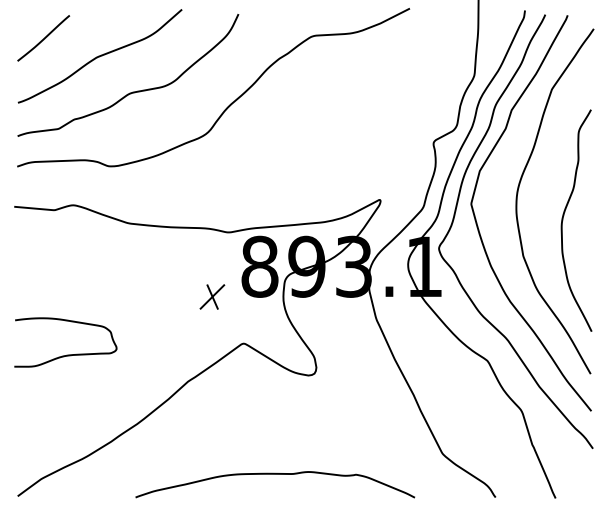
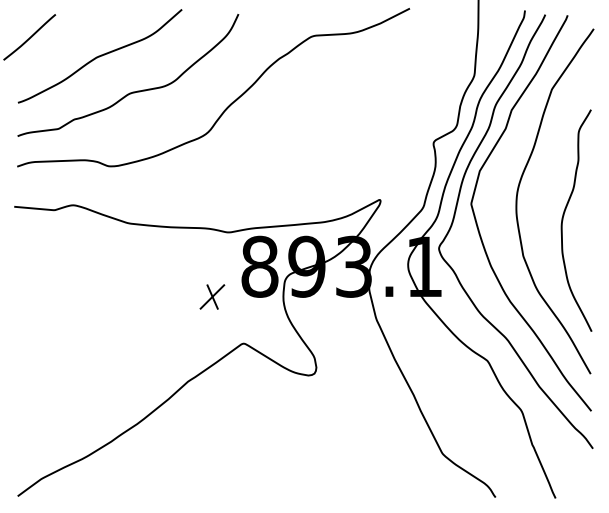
line position: (43, 38) -> (29, 37) (29, 37)
curve: present -> none (66, 354)
curve: present -> none (275, 474)
